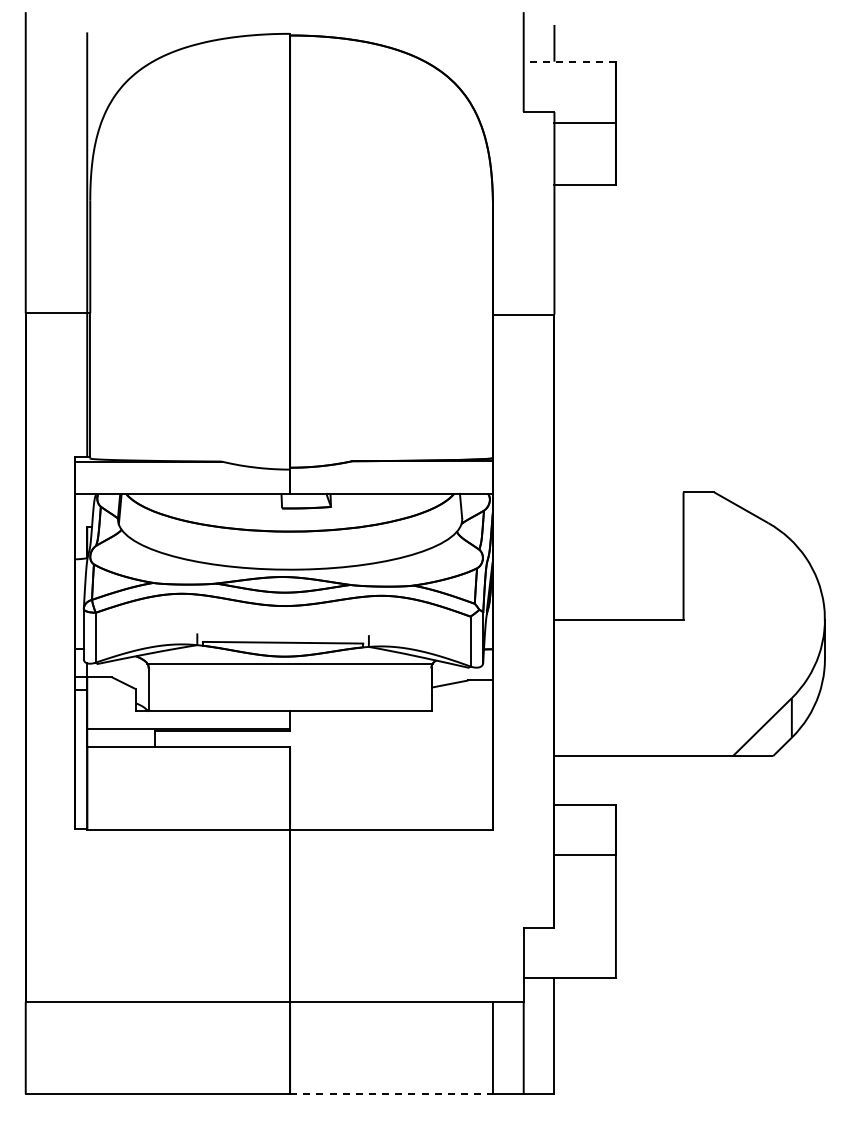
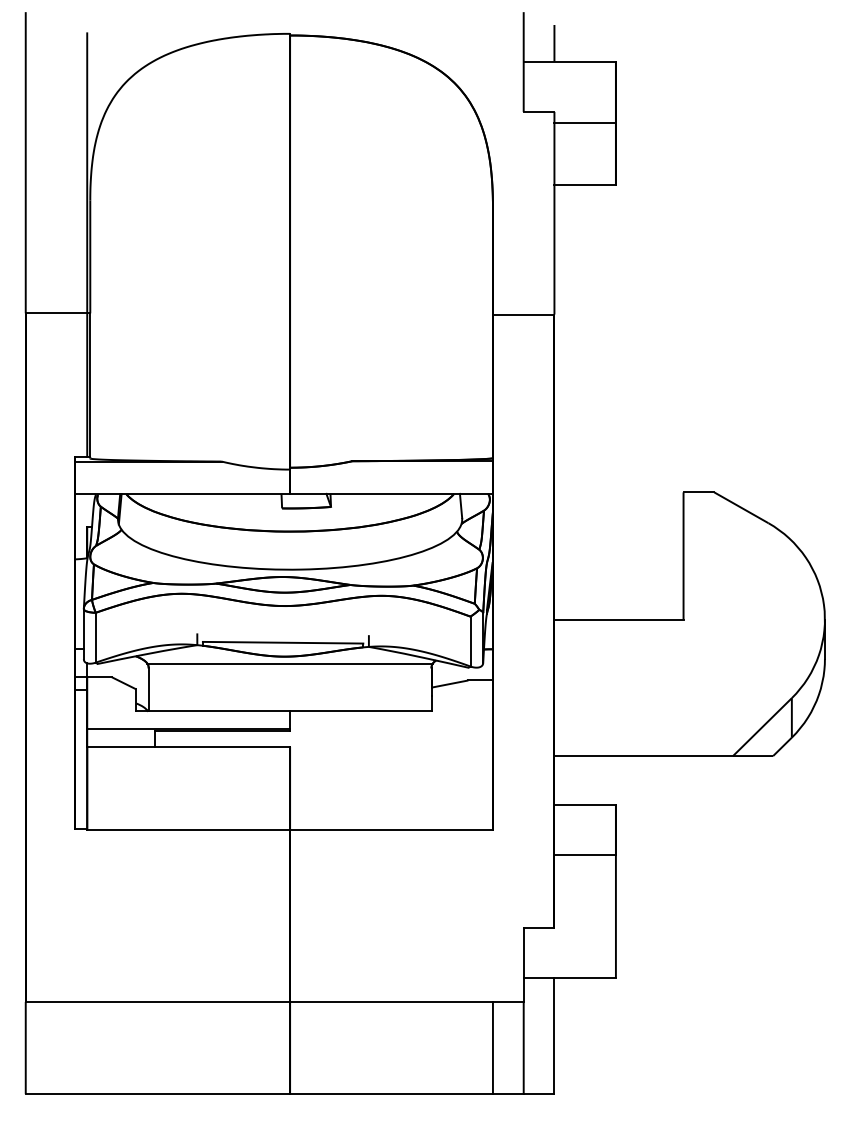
line: dashed -> solid (569, 61)
line: dashed -> solid (392, 1094)
